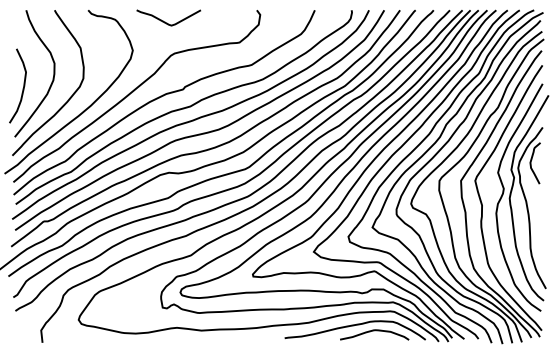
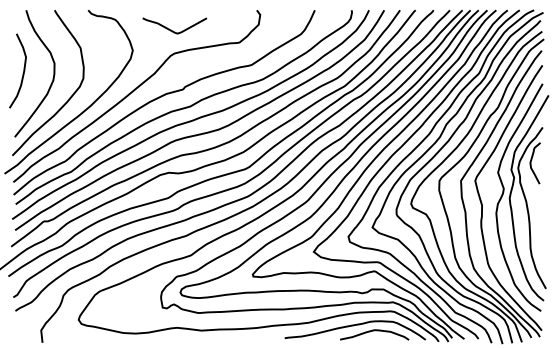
curve position: (165, 21) -> (171, 29) (171, 29)
curve position: (22, 88) -> (22, 73) (22, 73)
